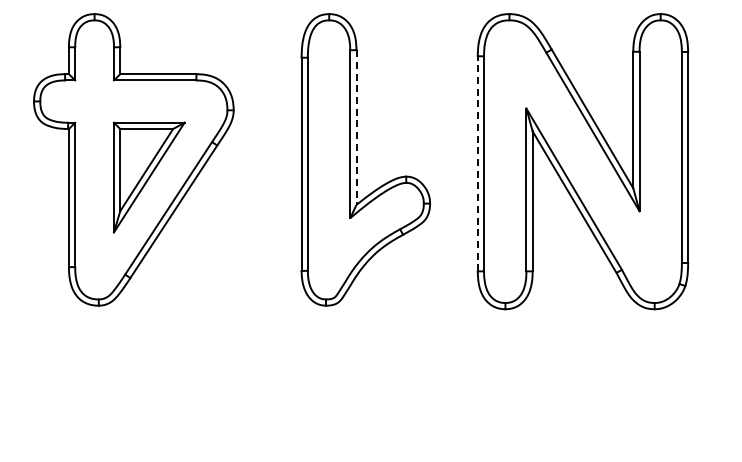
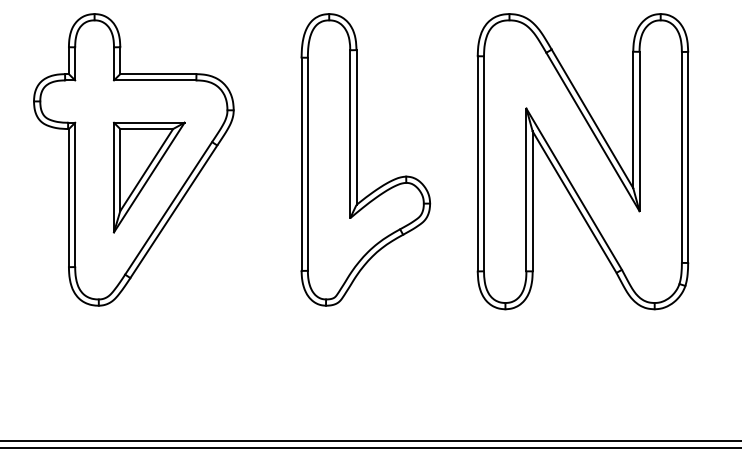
line: dashed -> solid (356, 128)
line: dashed -> solid (477, 163)
line: none -> present (370, 441)
line: none -> present (370, 447)
